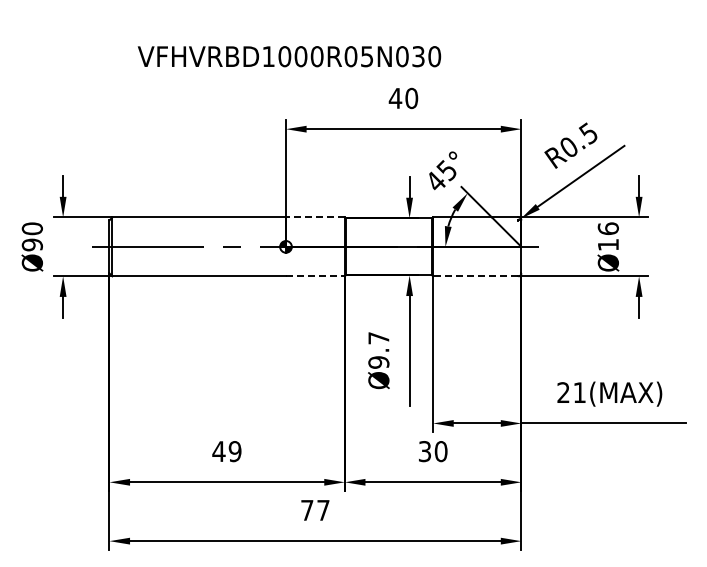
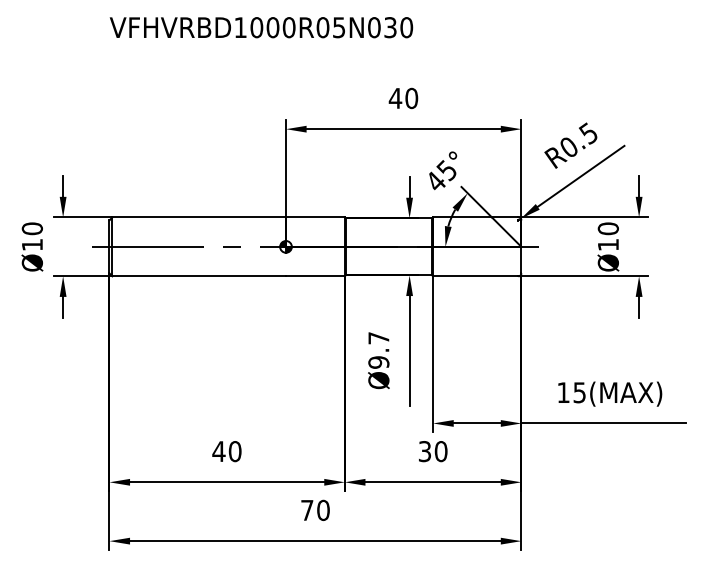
text position: (289, 56) -> (261, 27) (261, 27)
line: dashed -> solid (314, 217)
text: Ø16 -> Ø10 (607, 228)
text: Ø90 -> Ø10 (32, 244)
line: dashed -> solid (315, 276)
line: dashed -> solid (475, 276)
text: 21(MAX) -> 15(MAX) (571, 392)
text: 49 -> 40 (234, 451)
text: 77 -> 70 (323, 510)
